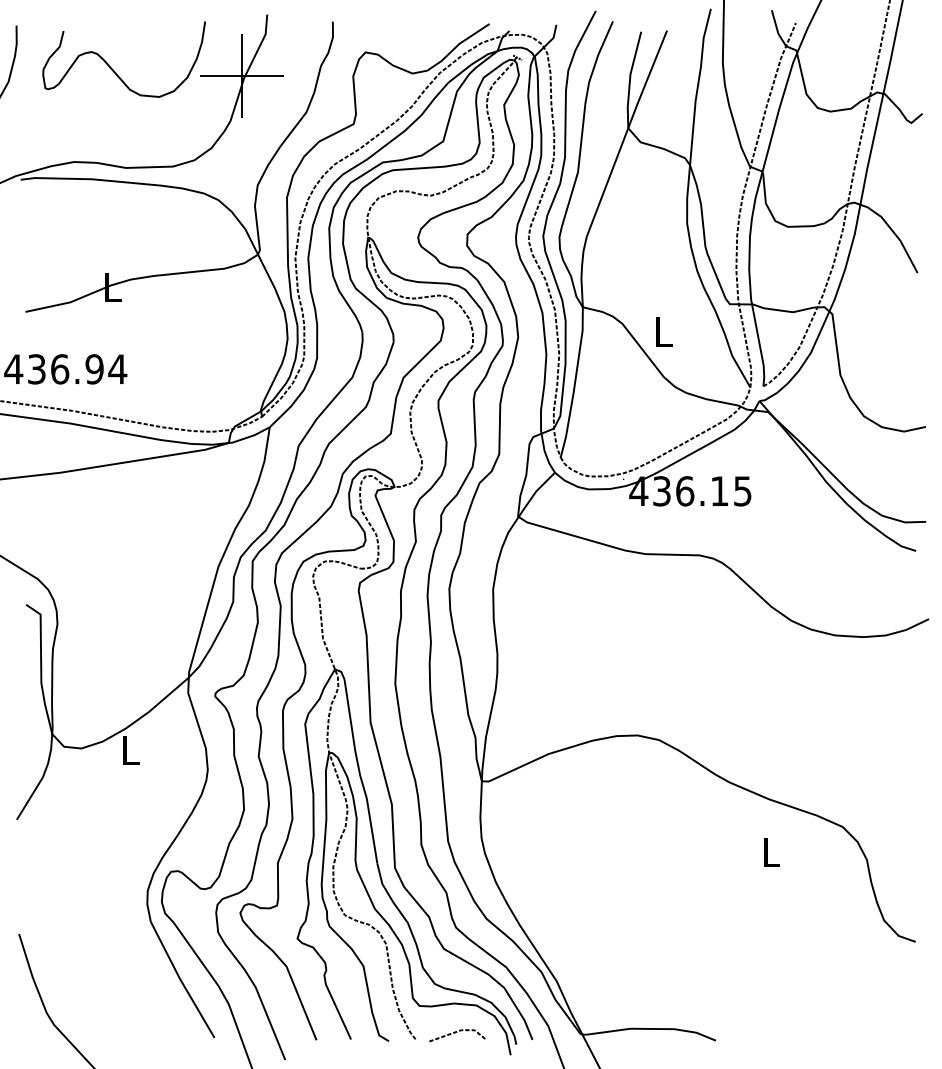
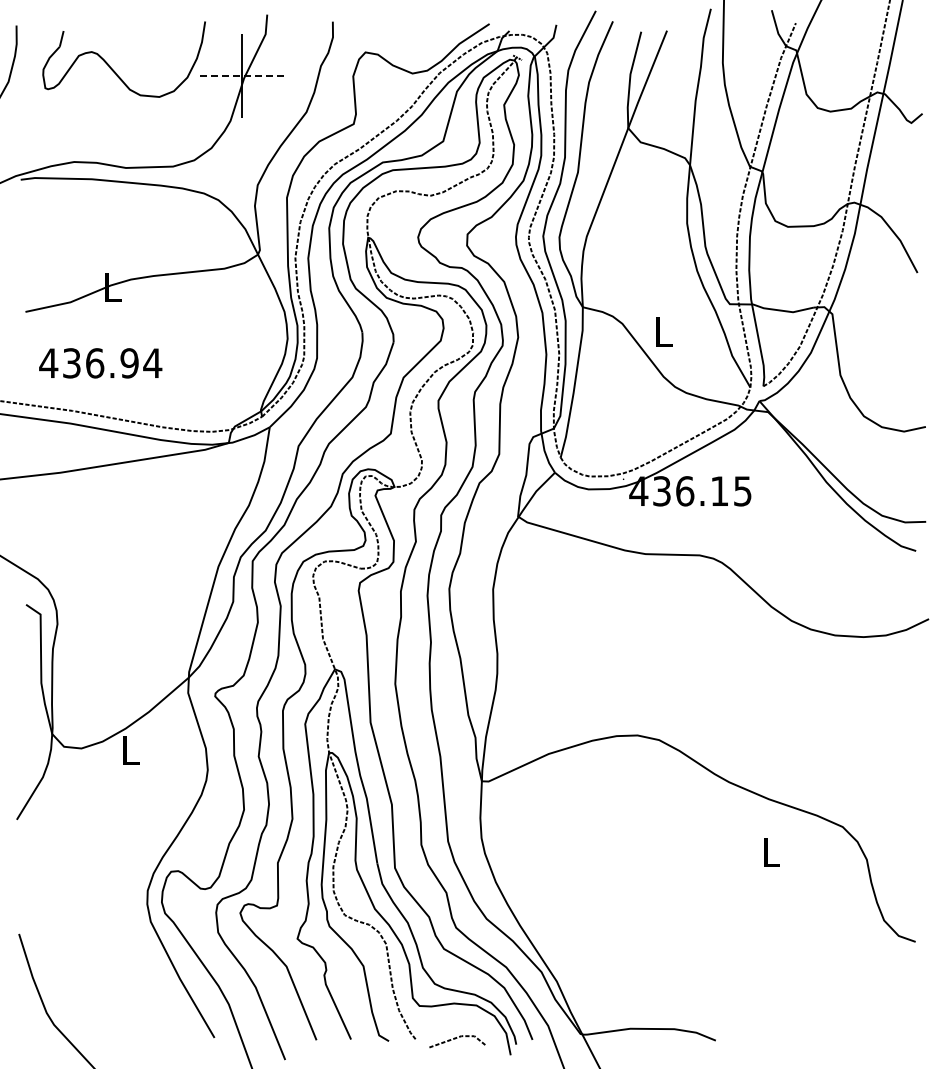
line: solid -> dashed (242, 75)
text position: (65, 369) -> (100, 363) (100, 363)
line position: (455, 1033) -> (455, 1039) (455, 1039)
